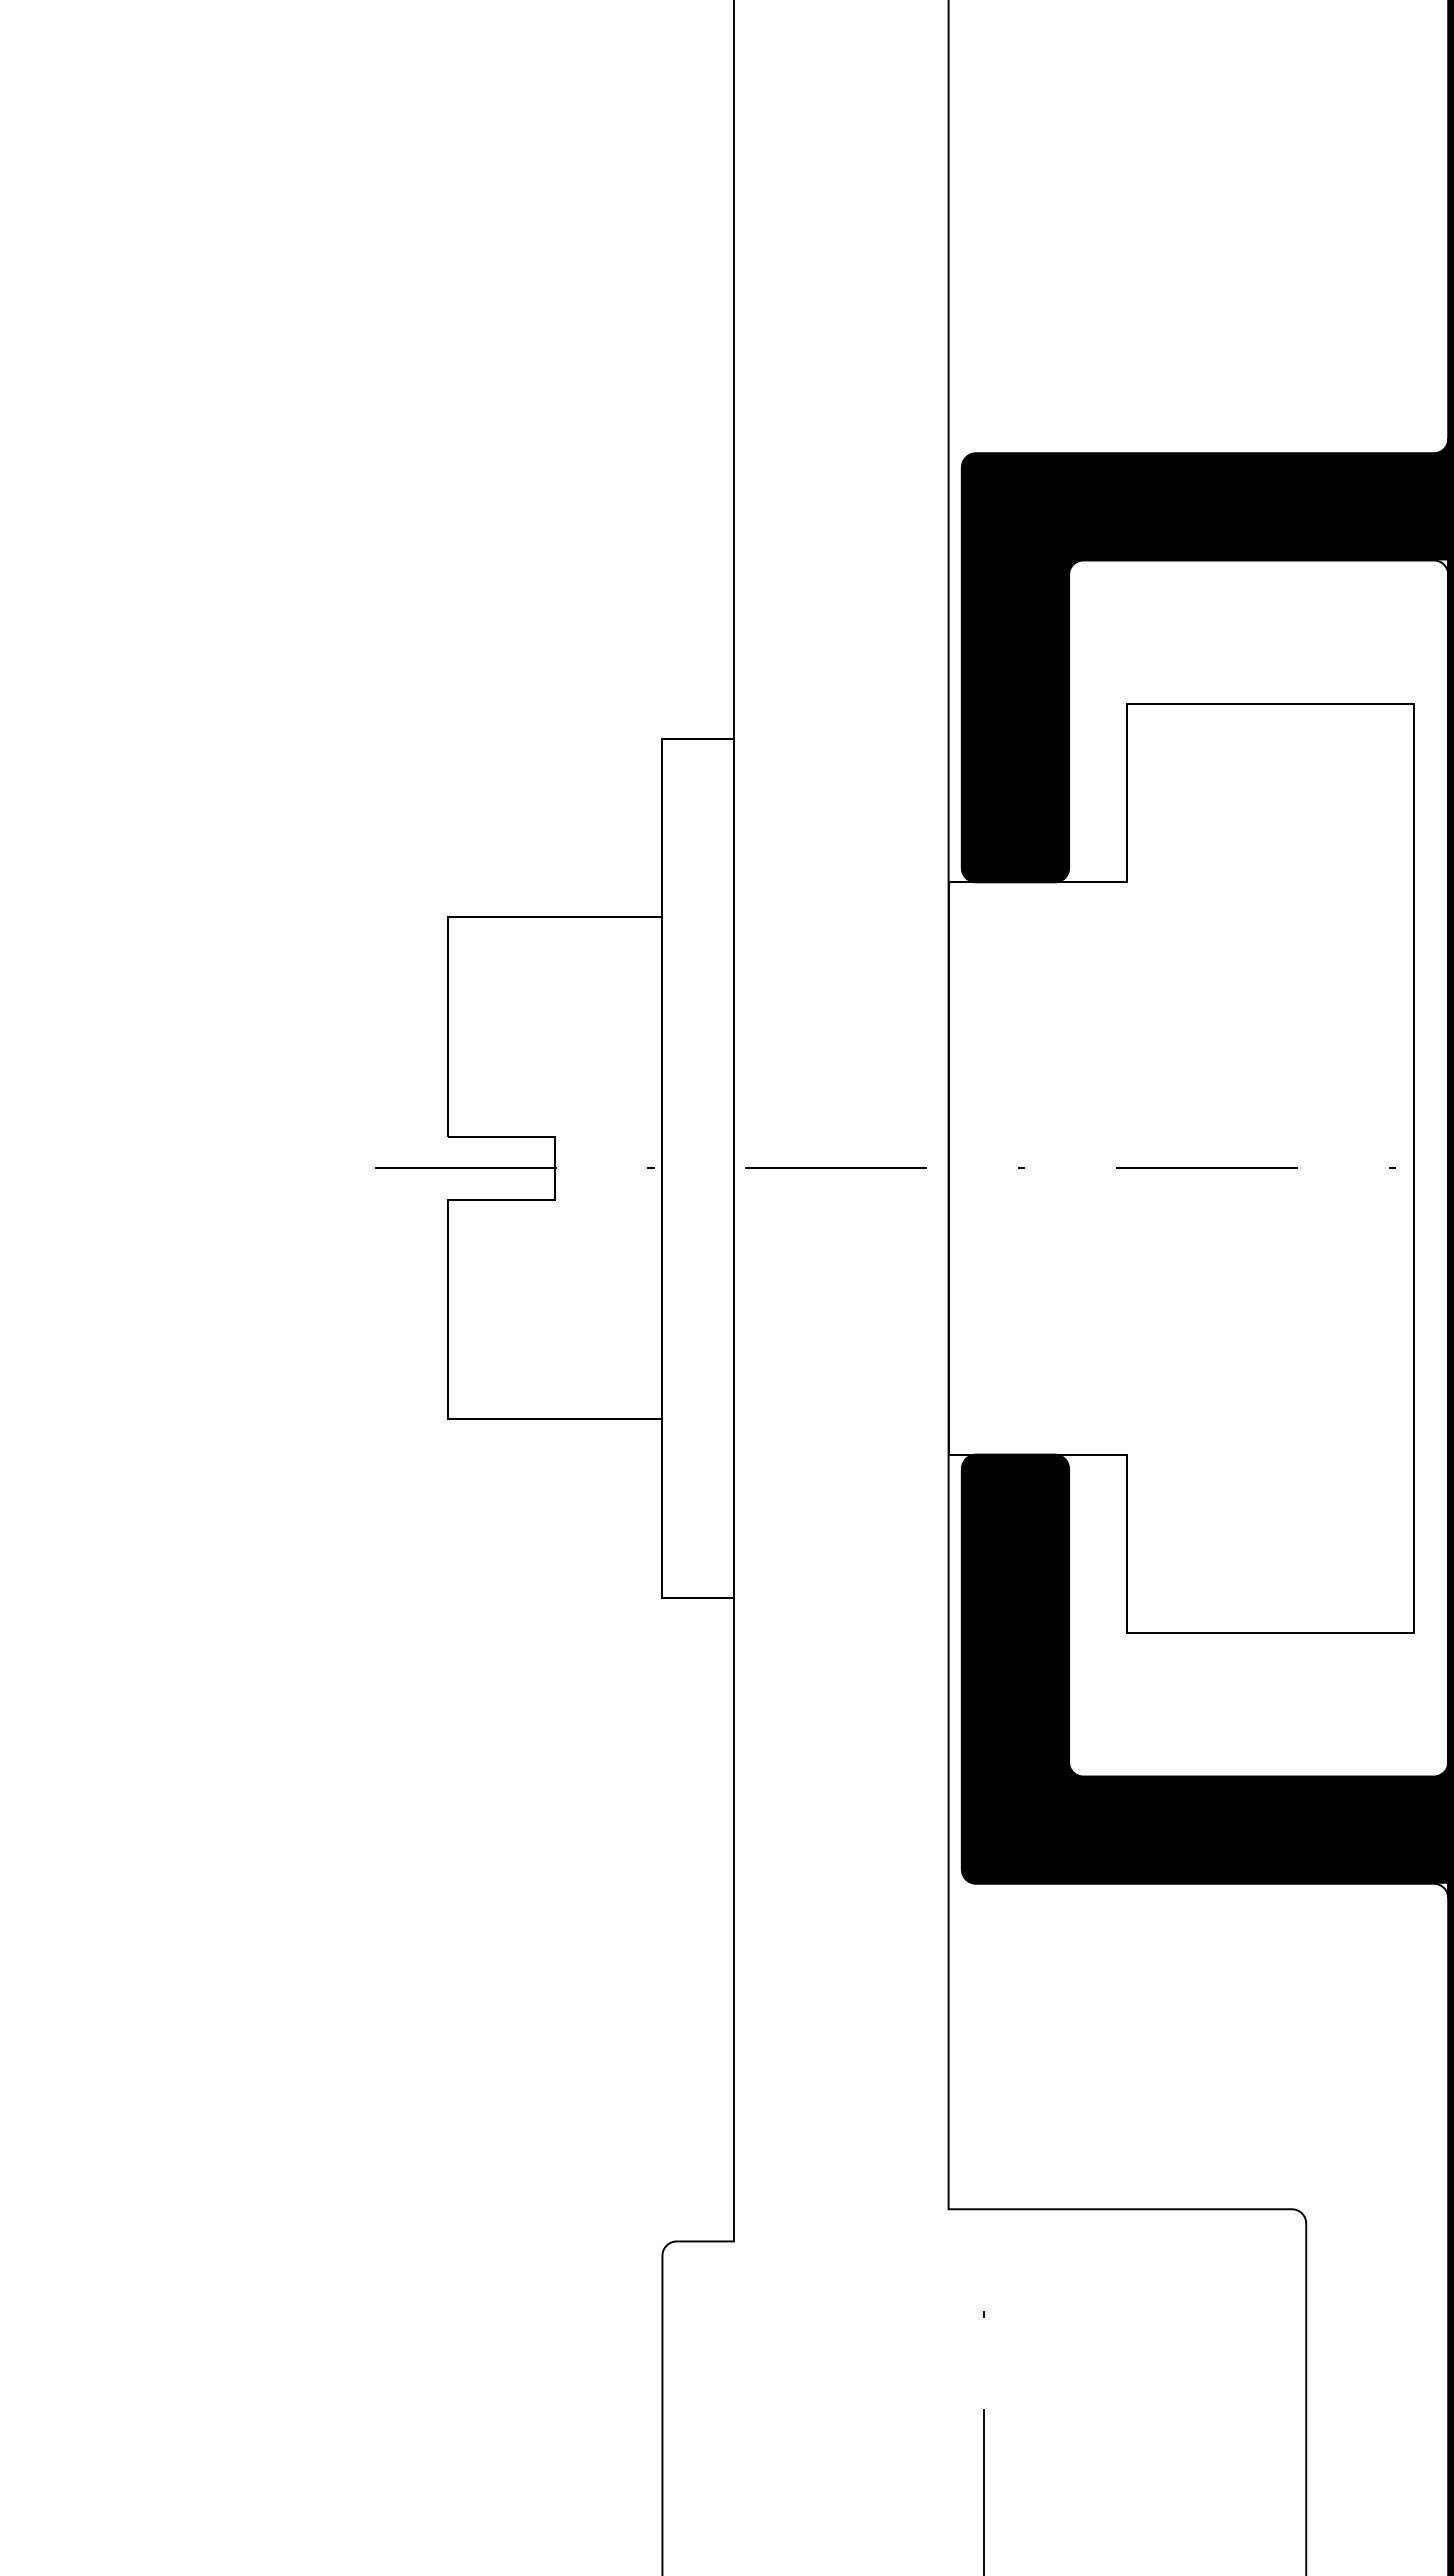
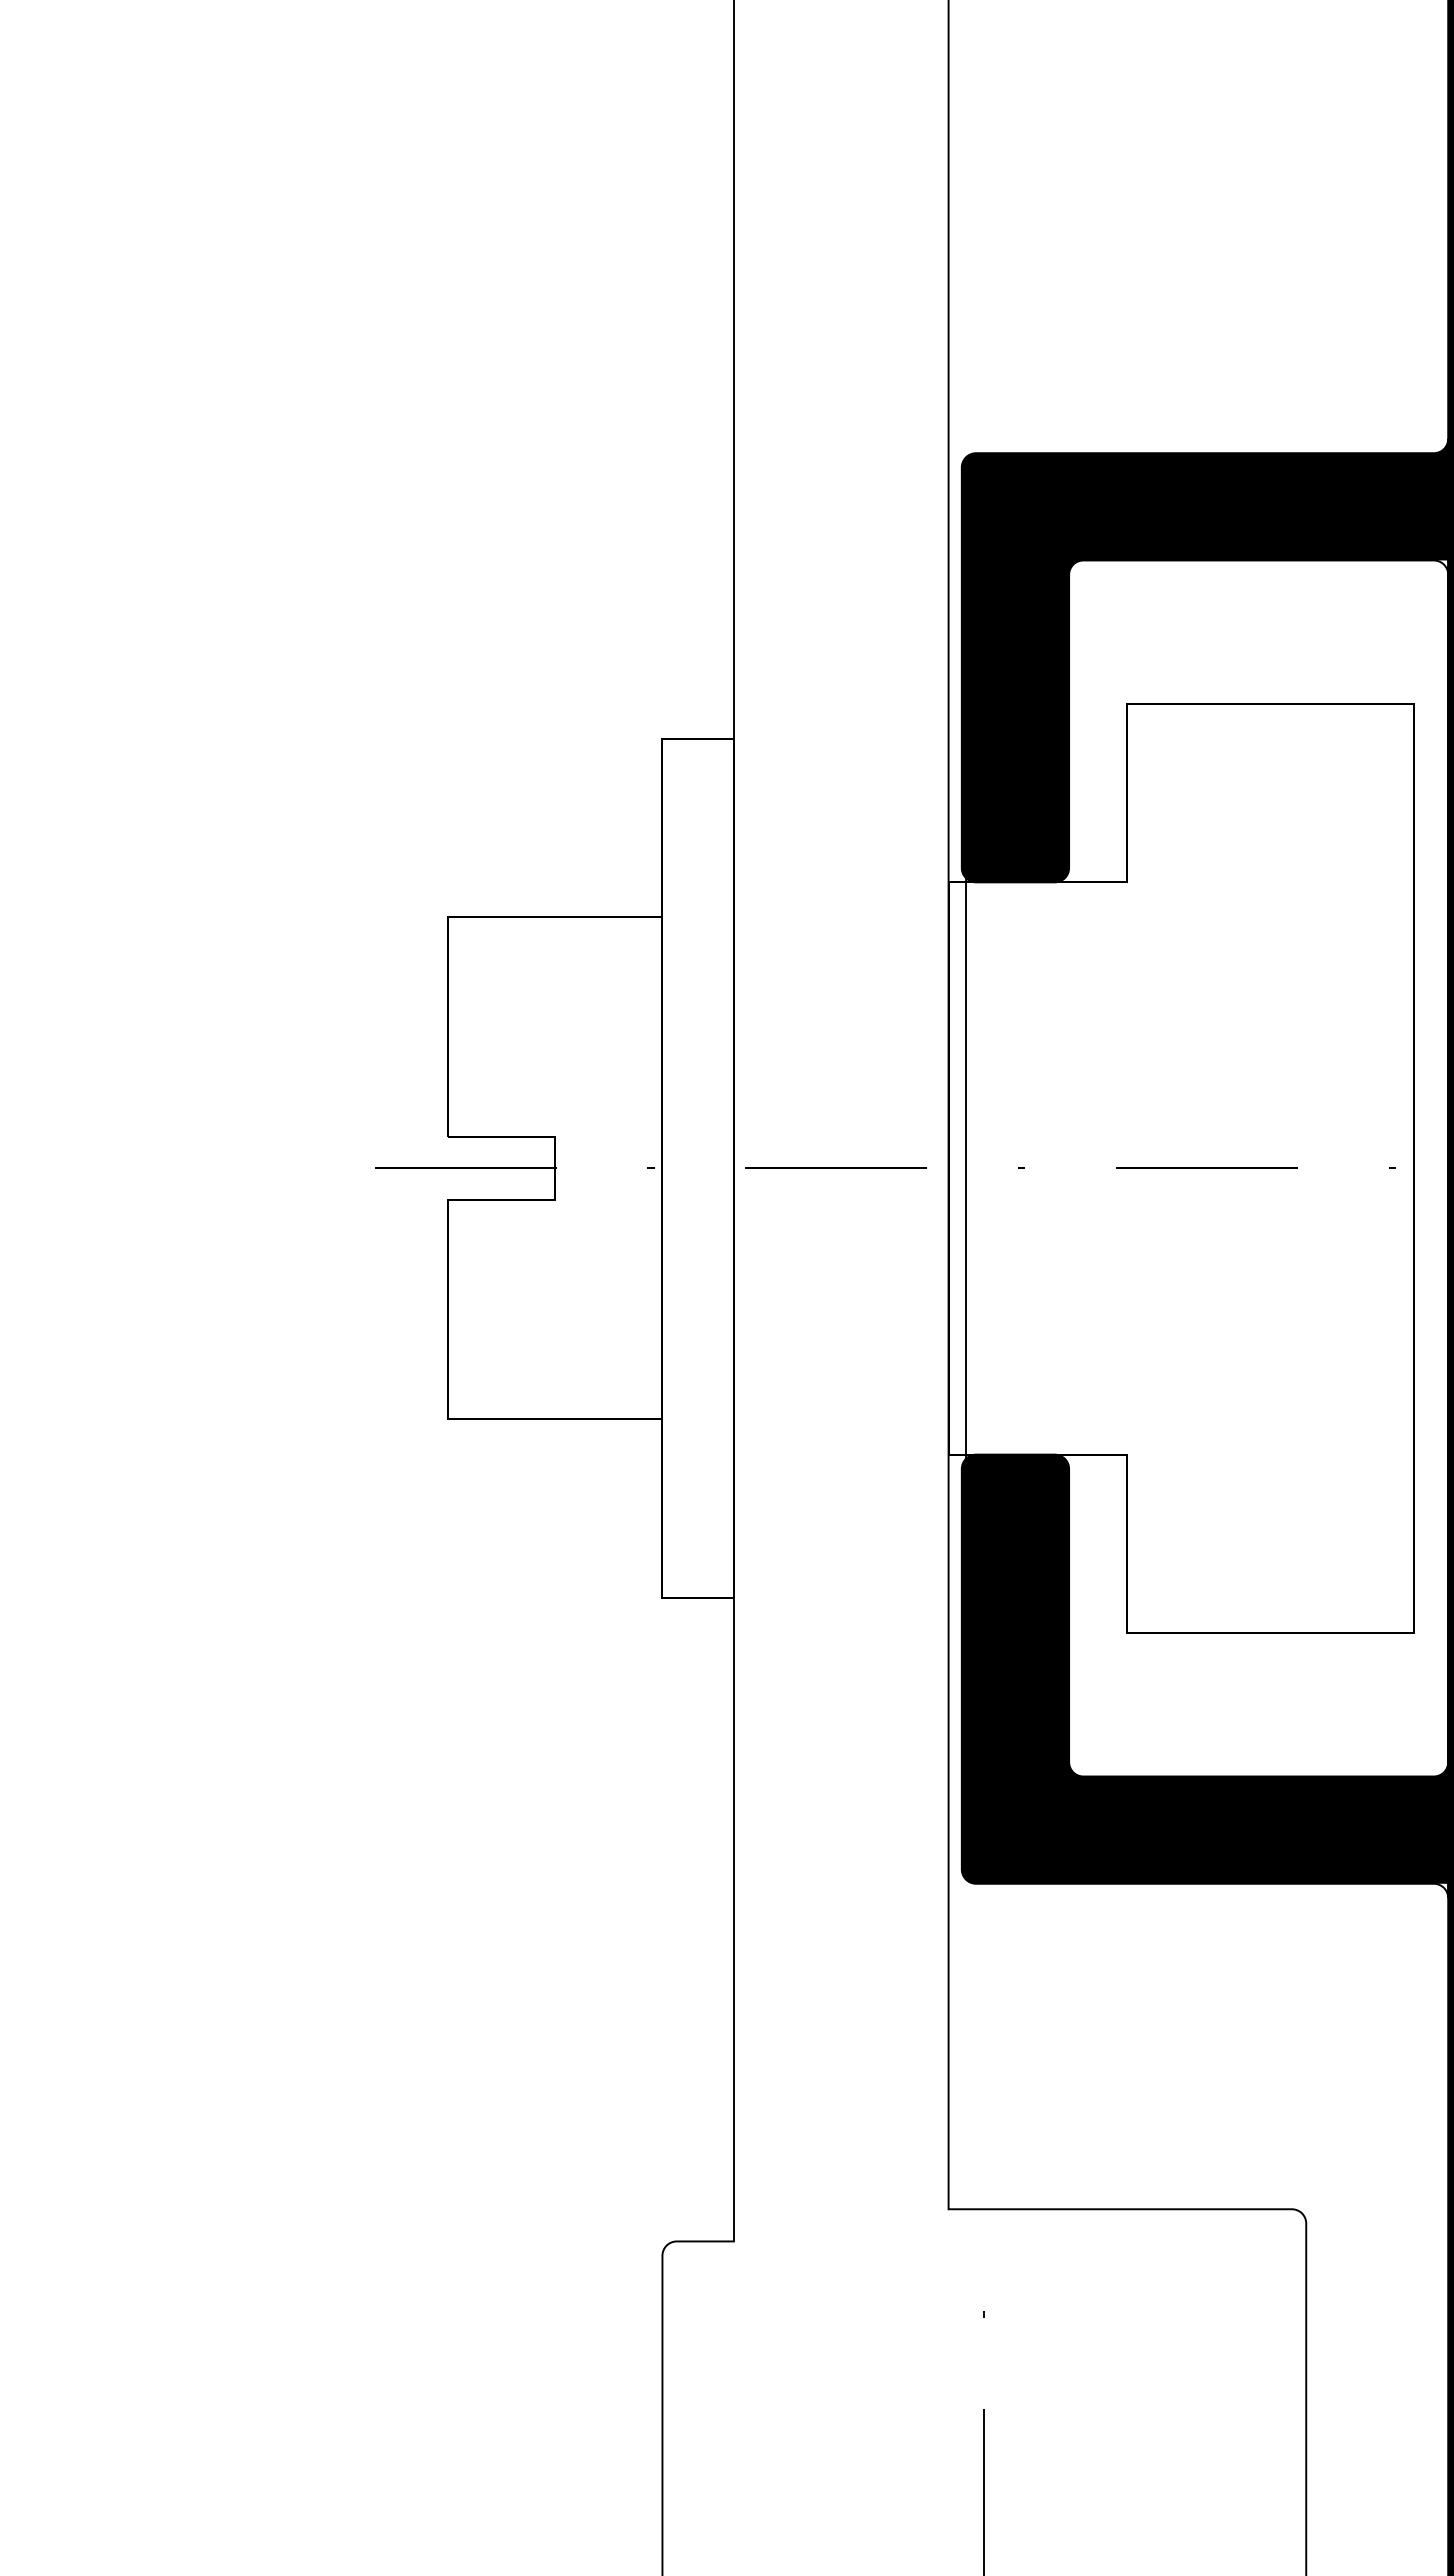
line: none -> present (966, 1164)
